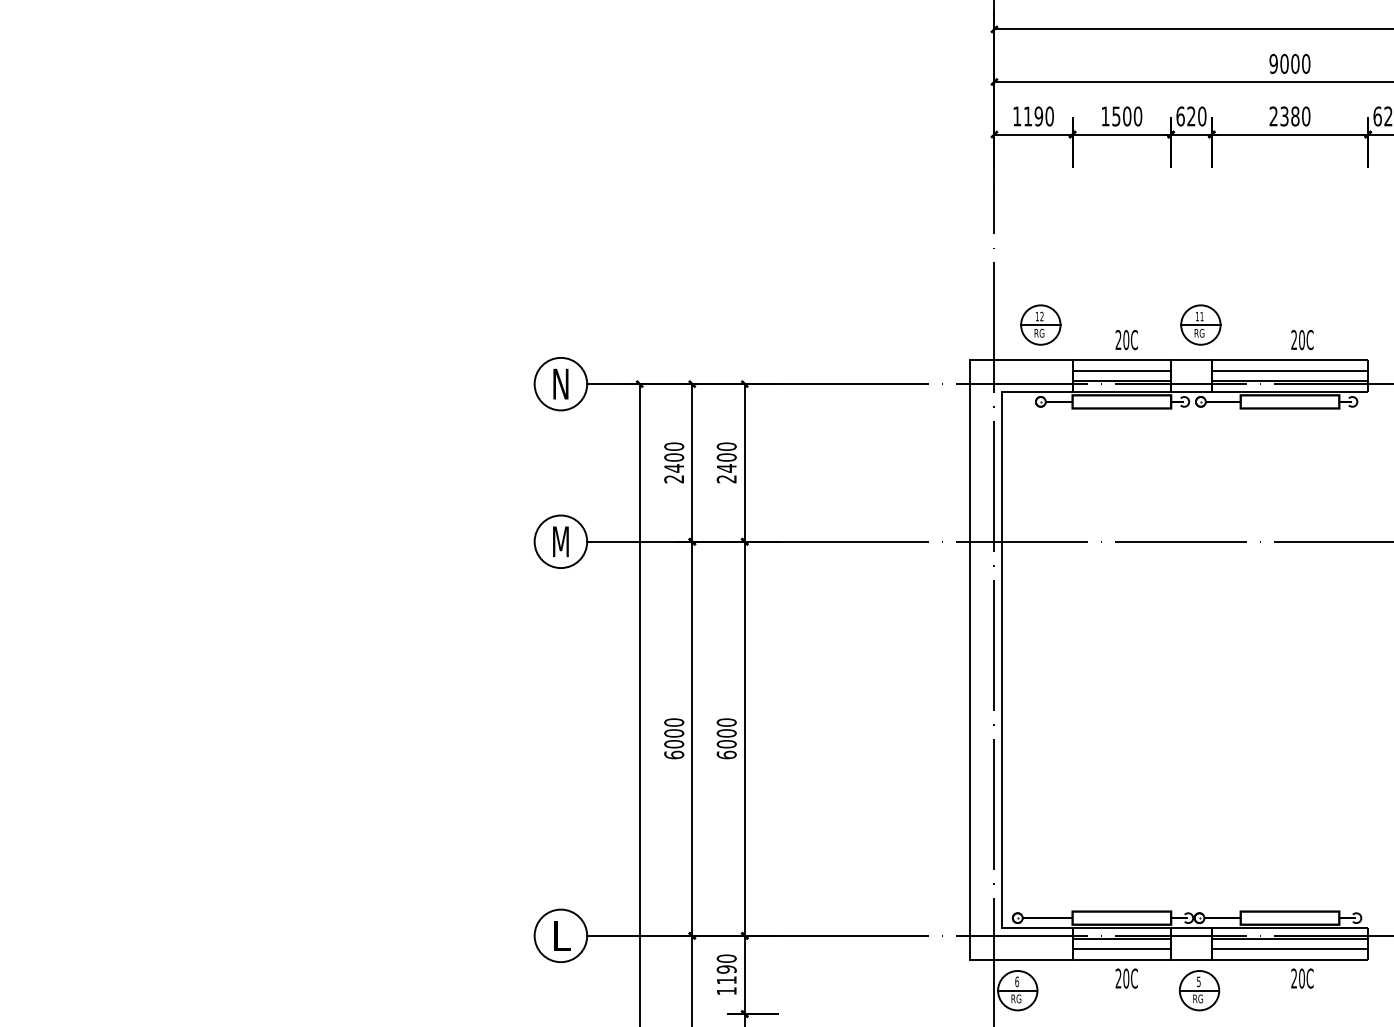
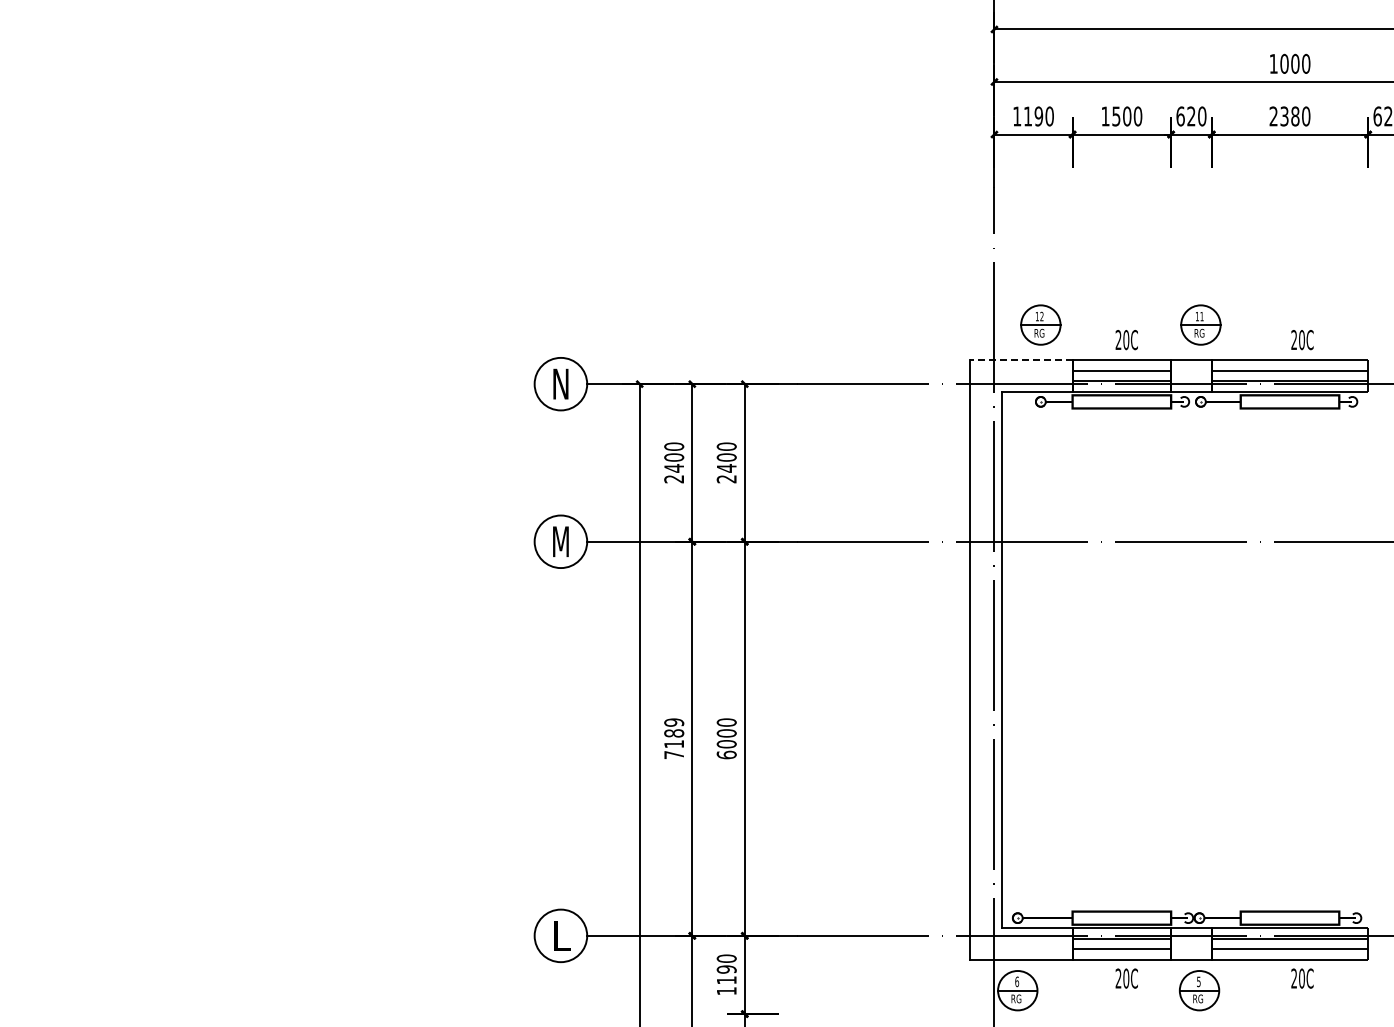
text: 9000 -> 1000 (1273, 63)
line: solid -> dashed (1020, 359)
text: 6000 -> 7189 (674, 738)
